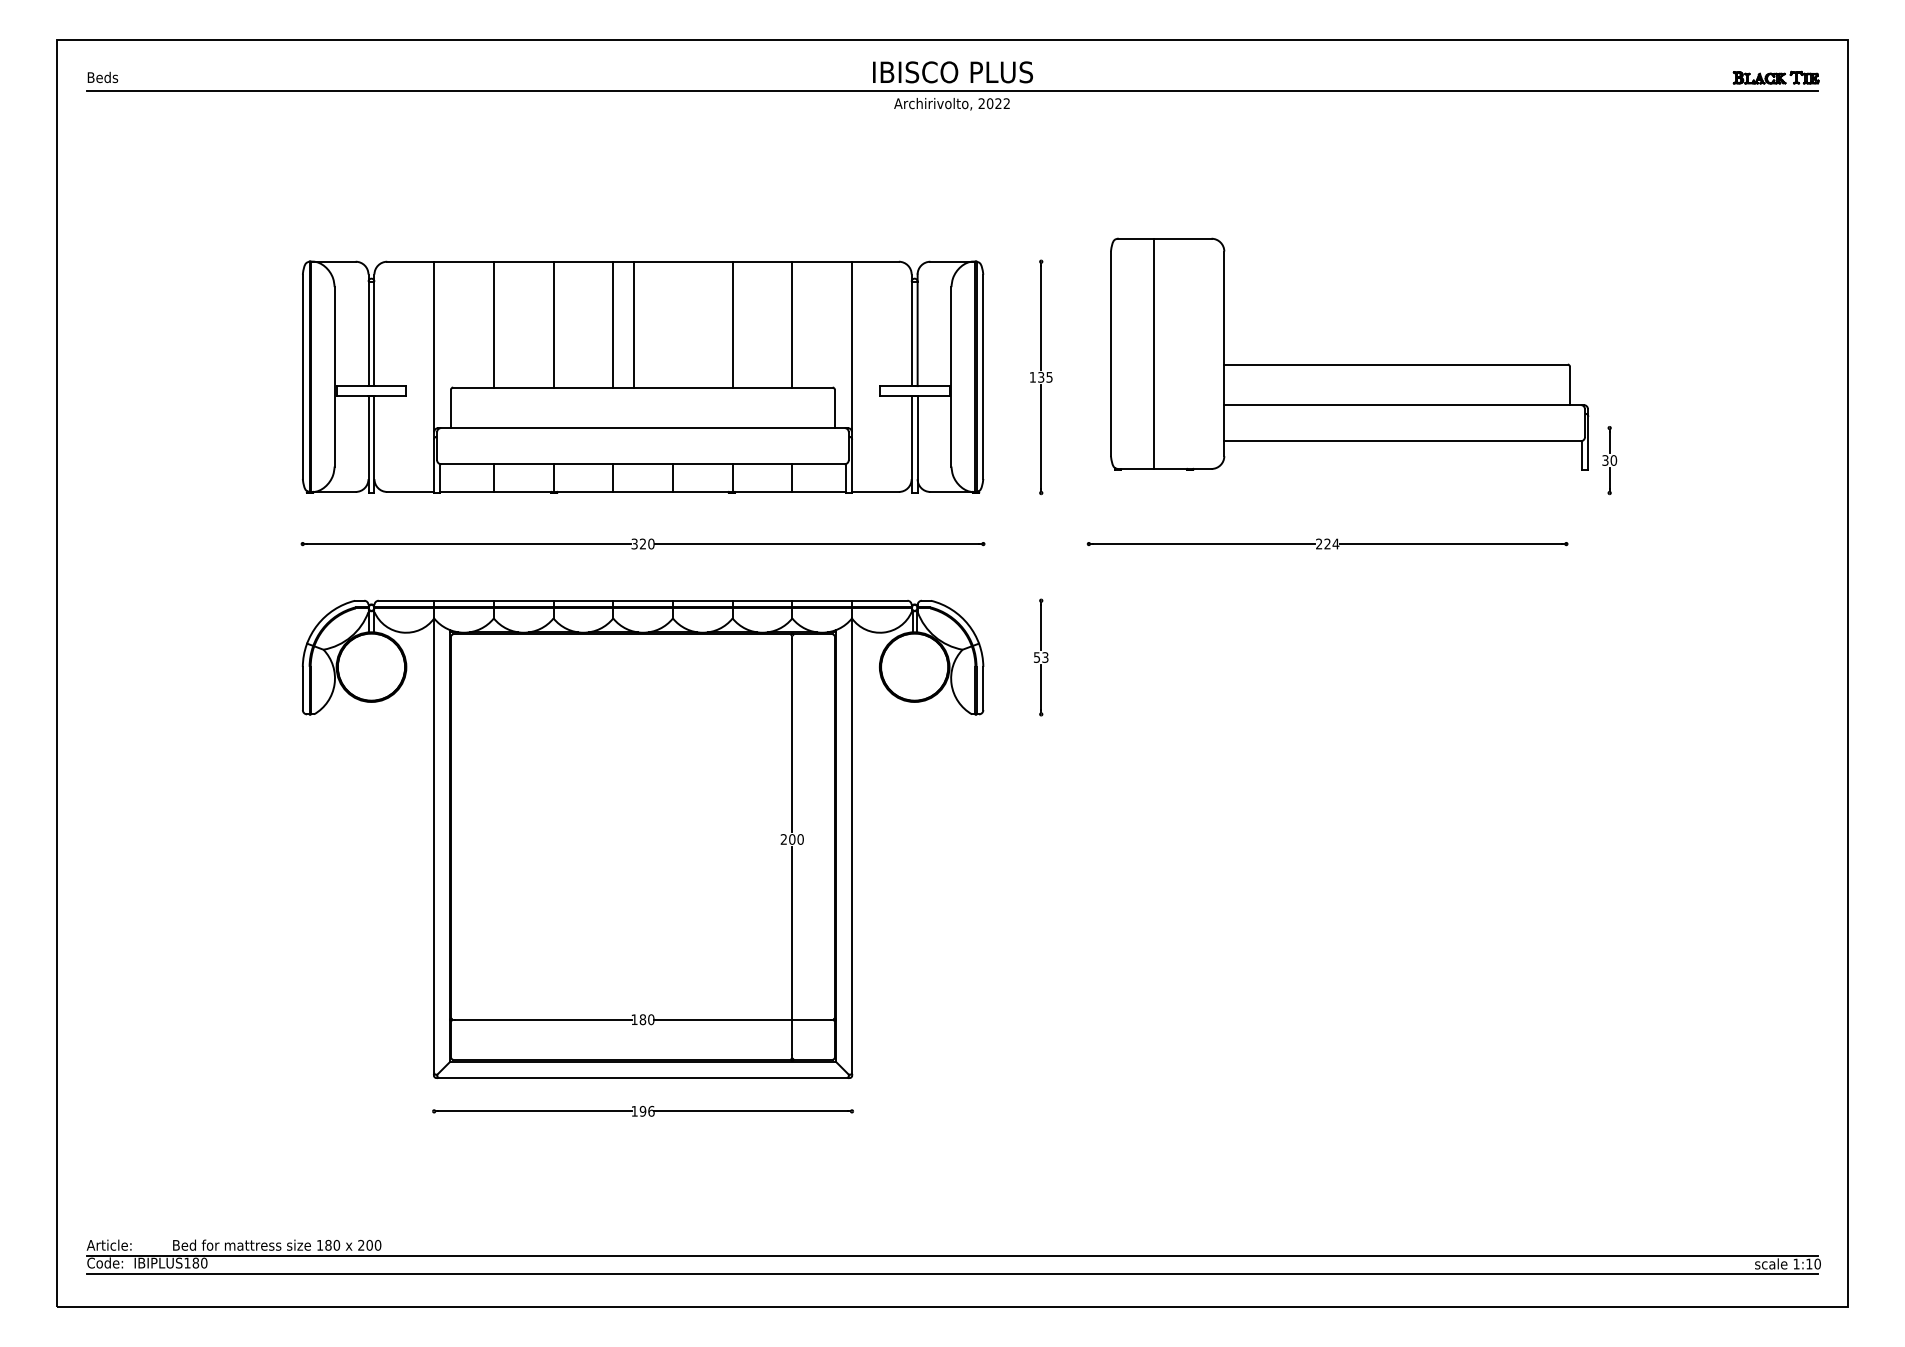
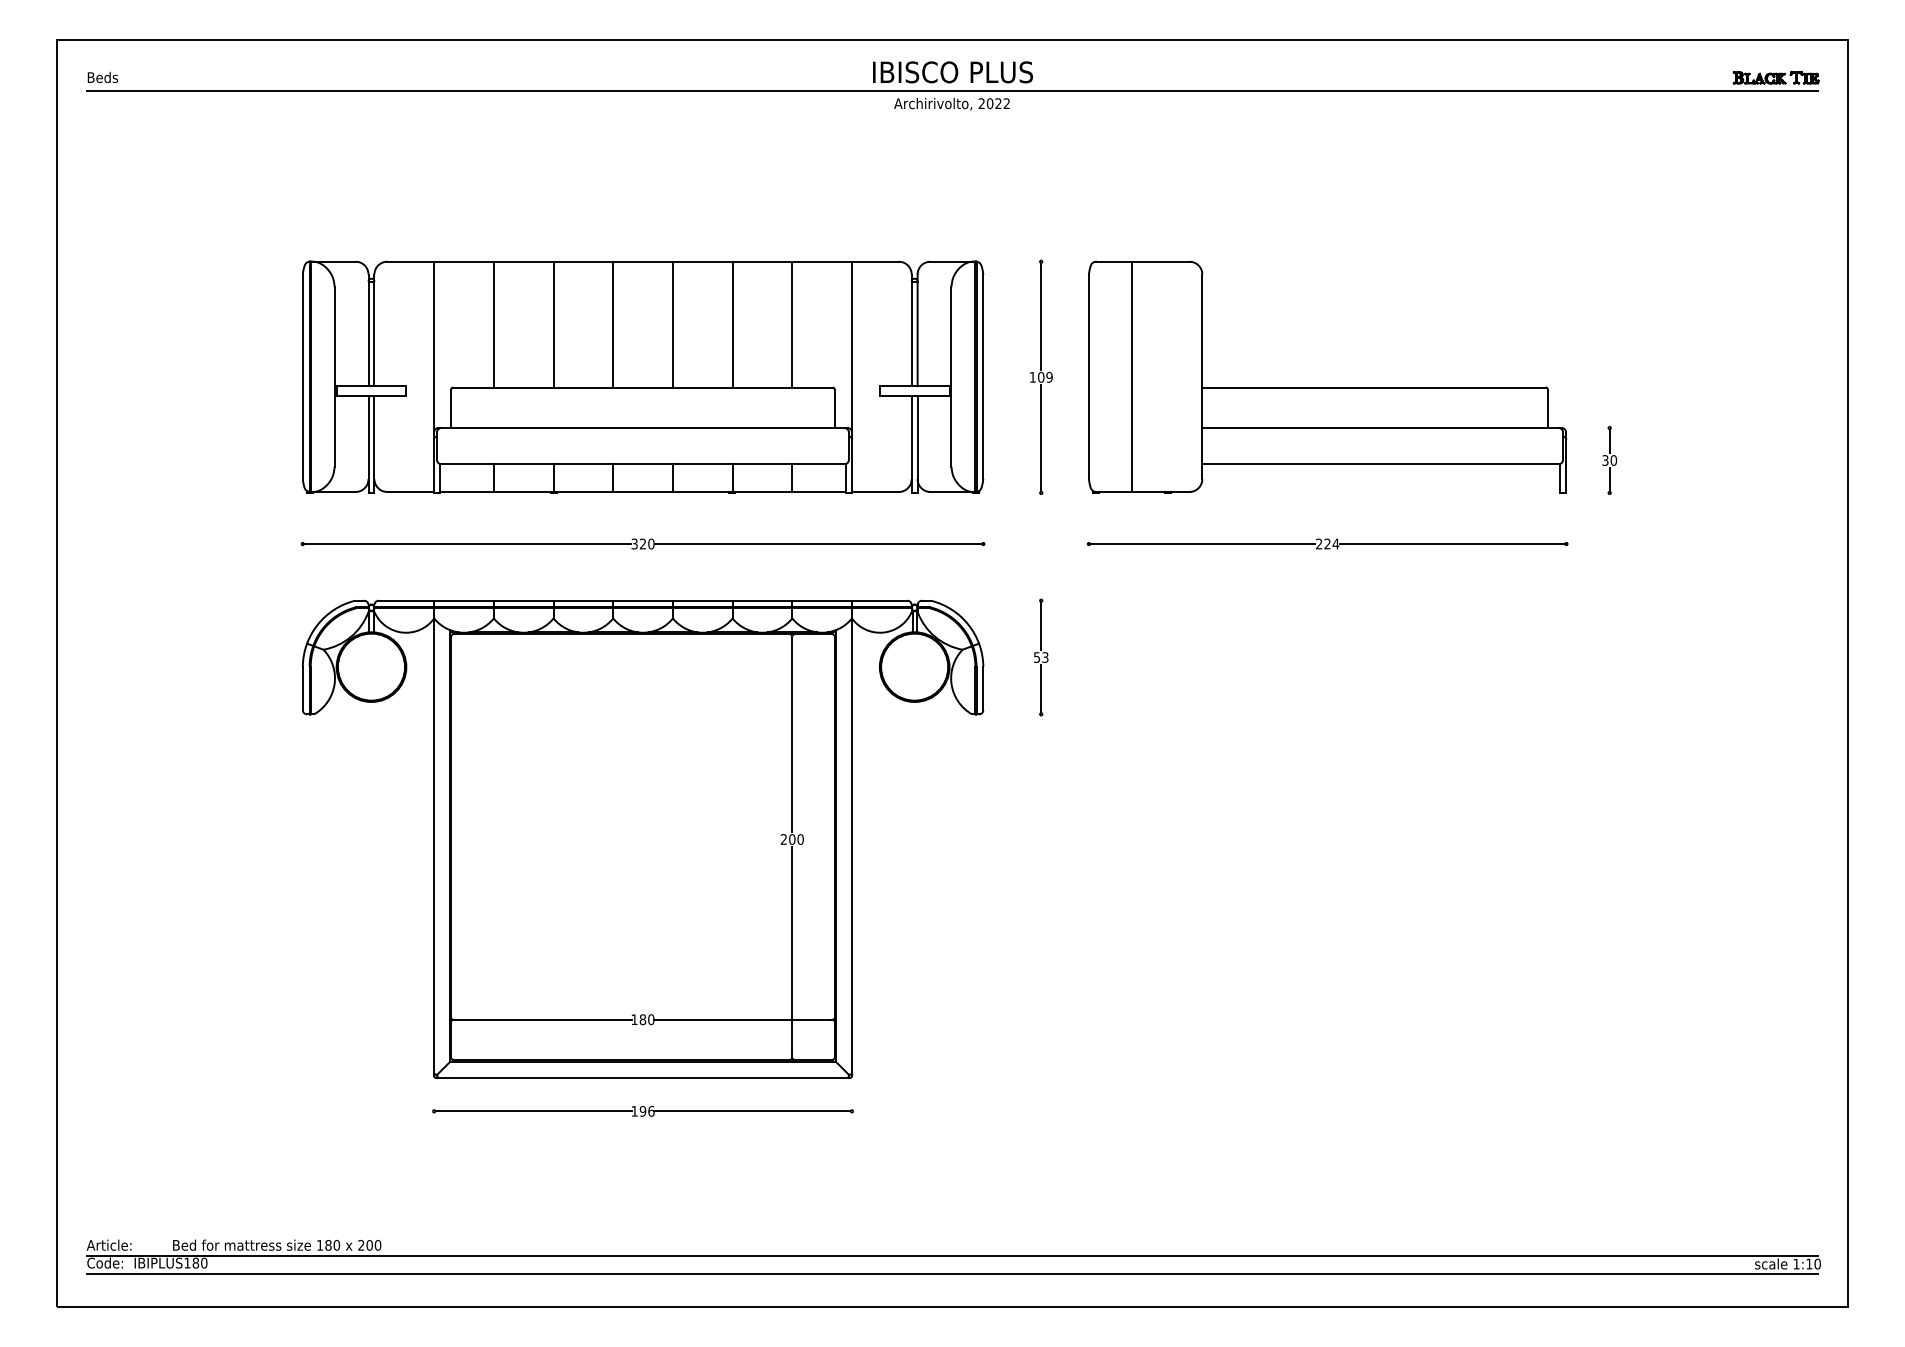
line position: (633, 324) -> (672, 324) (672, 324)
part position: (1349, 364) -> (1327, 387) (1327, 387)
text: 135 -> 109 (1045, 376)
